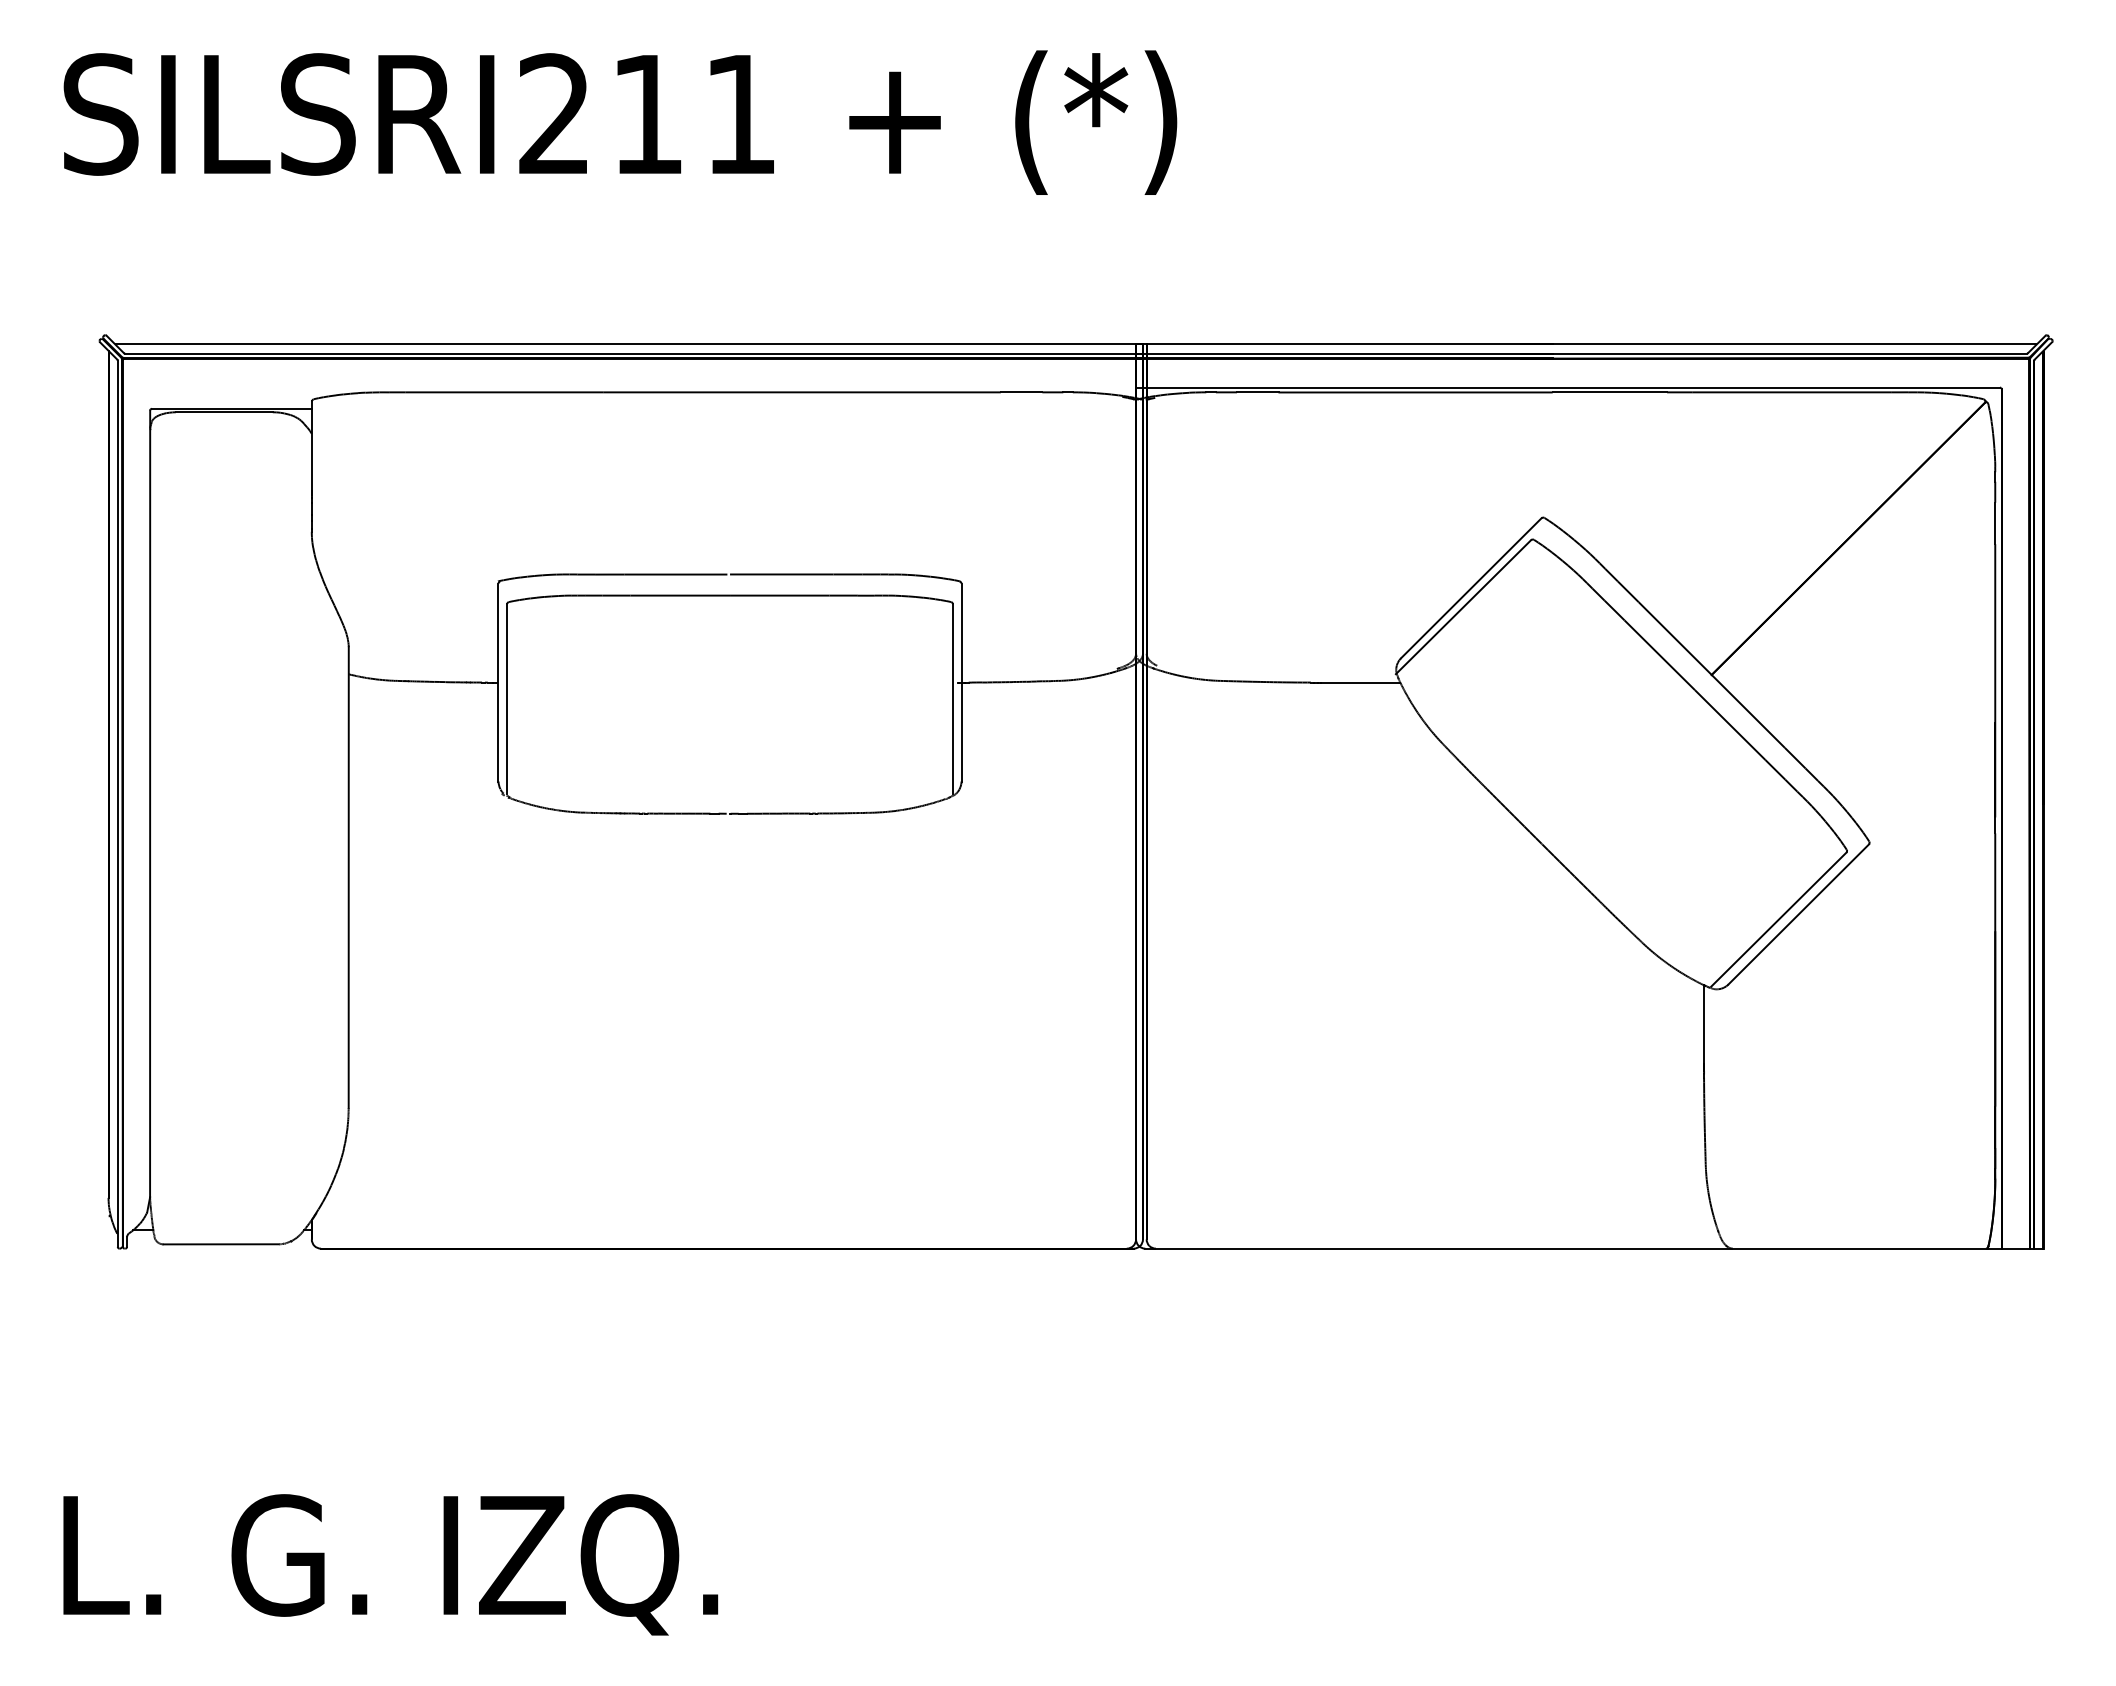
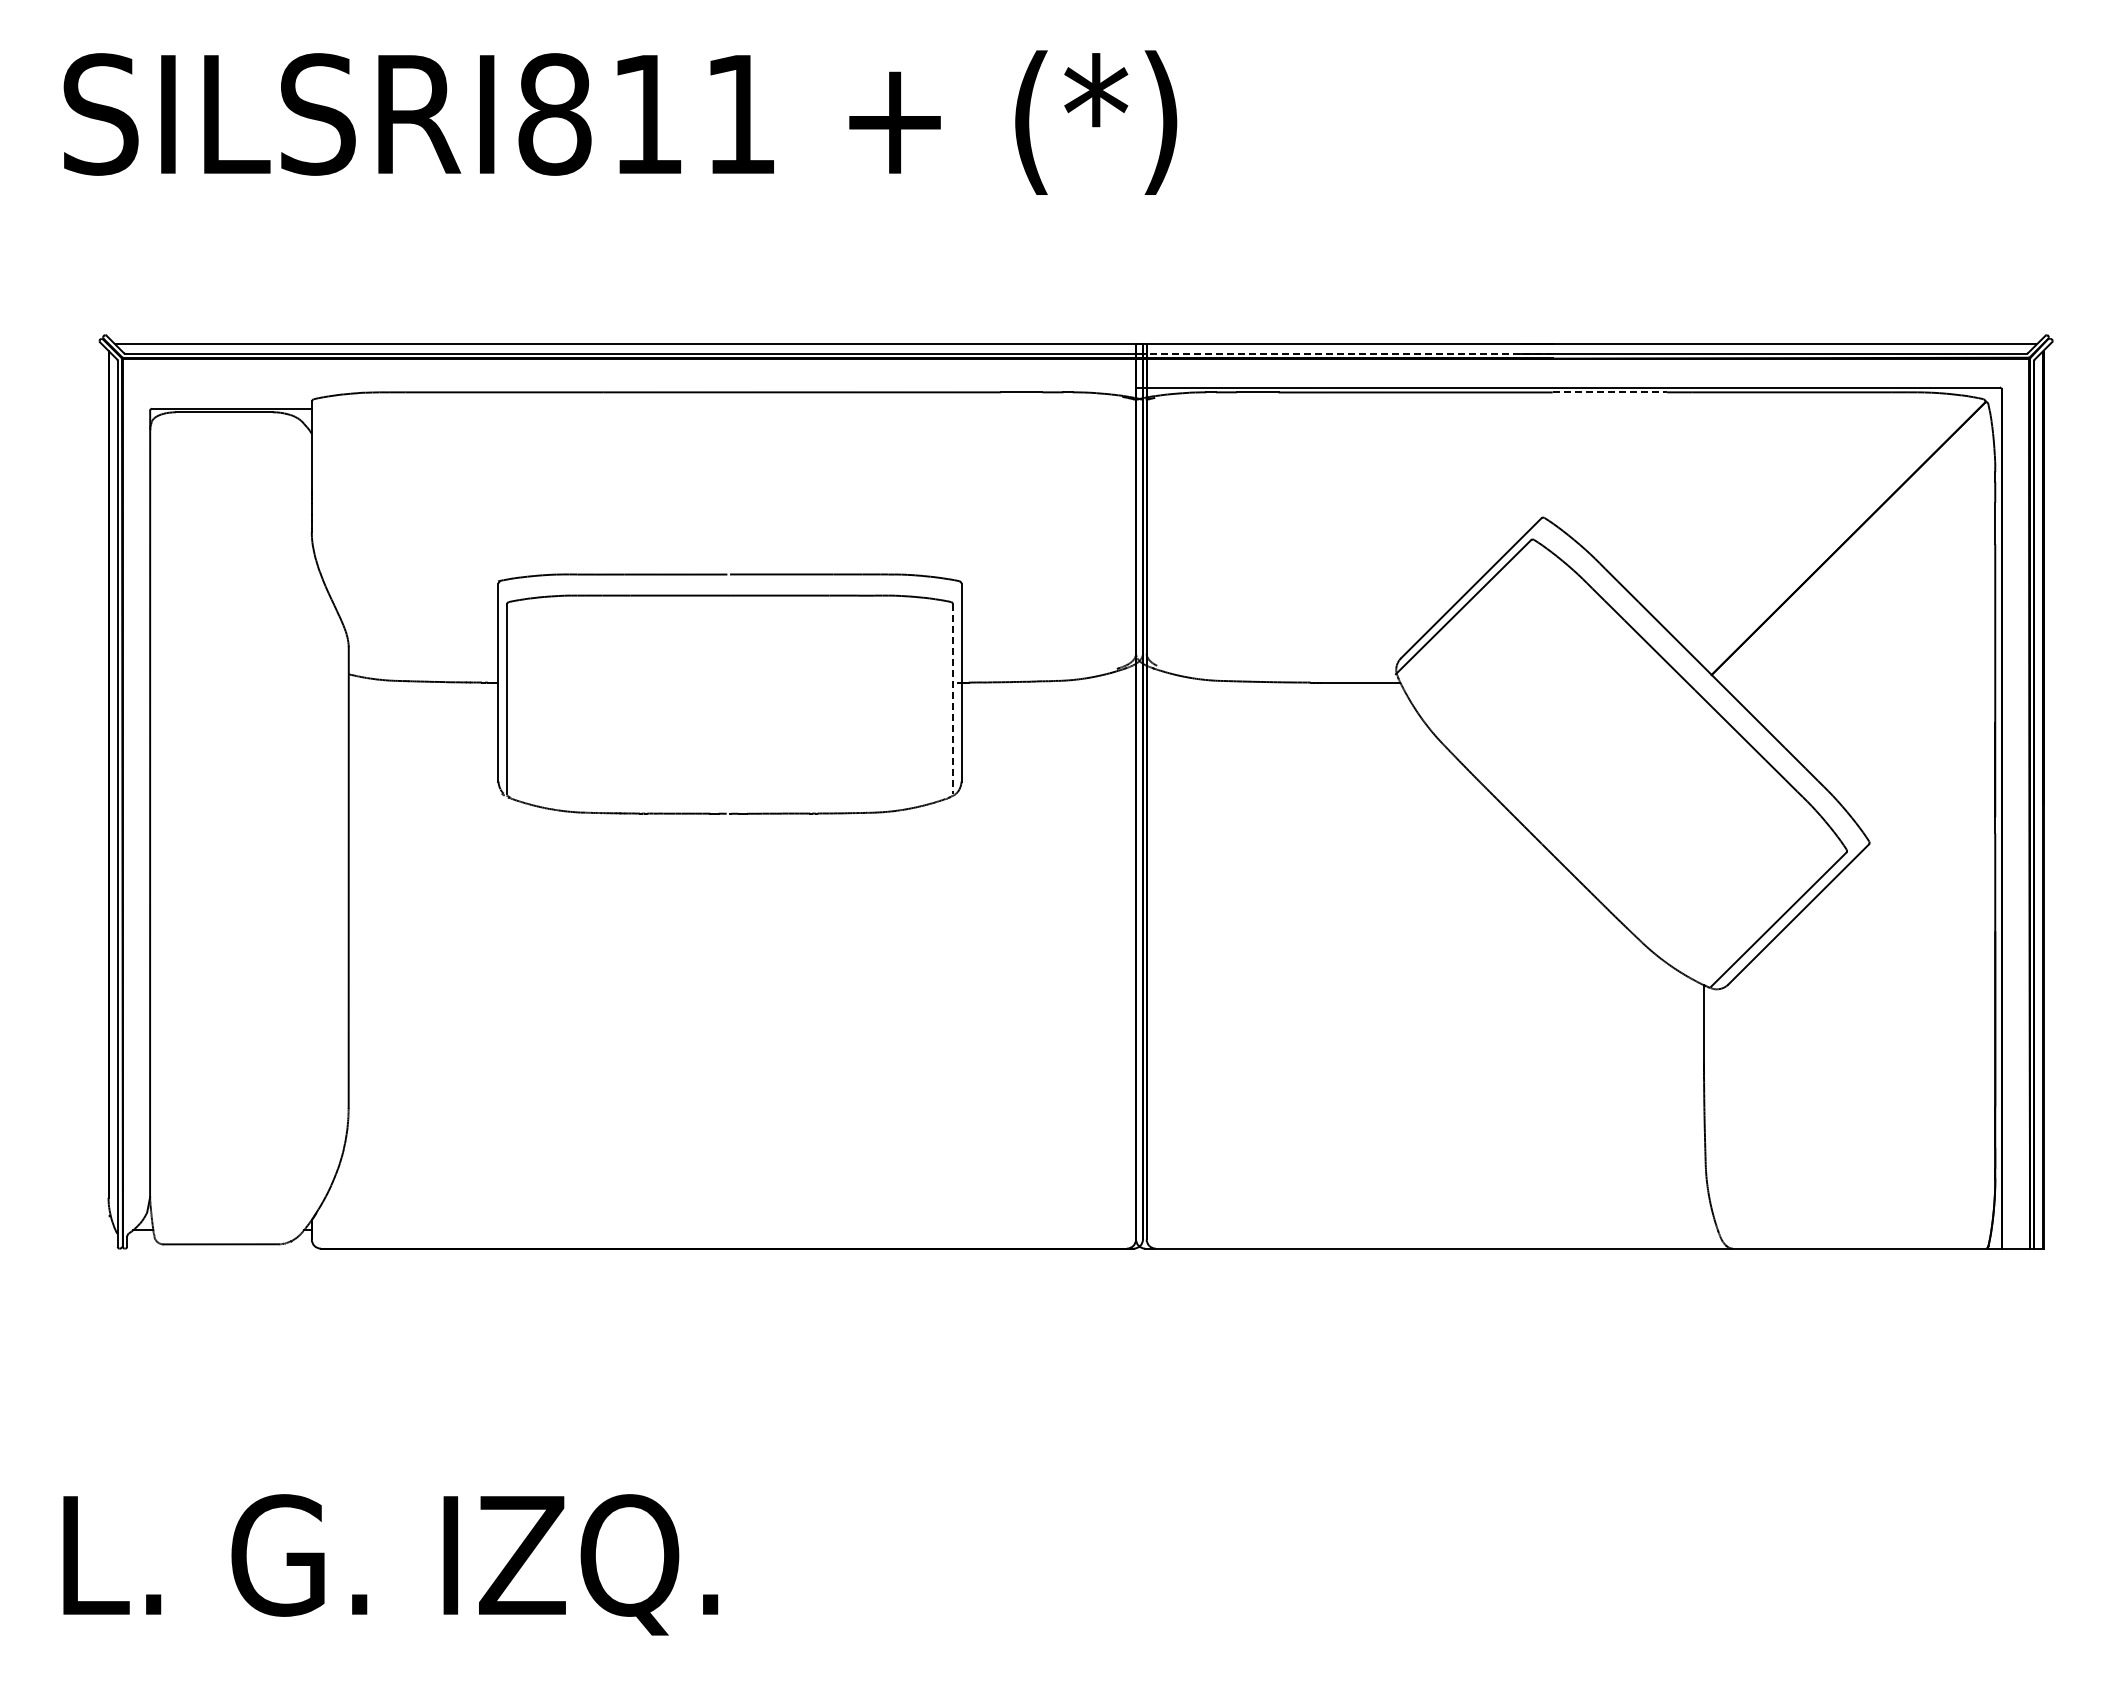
text: SILSRI211 -> SILSRI811 (554, 114)
line: solid -> dashed (1343, 353)
line: solid -> dashed (1610, 392)
line: solid -> dashed (952, 699)
